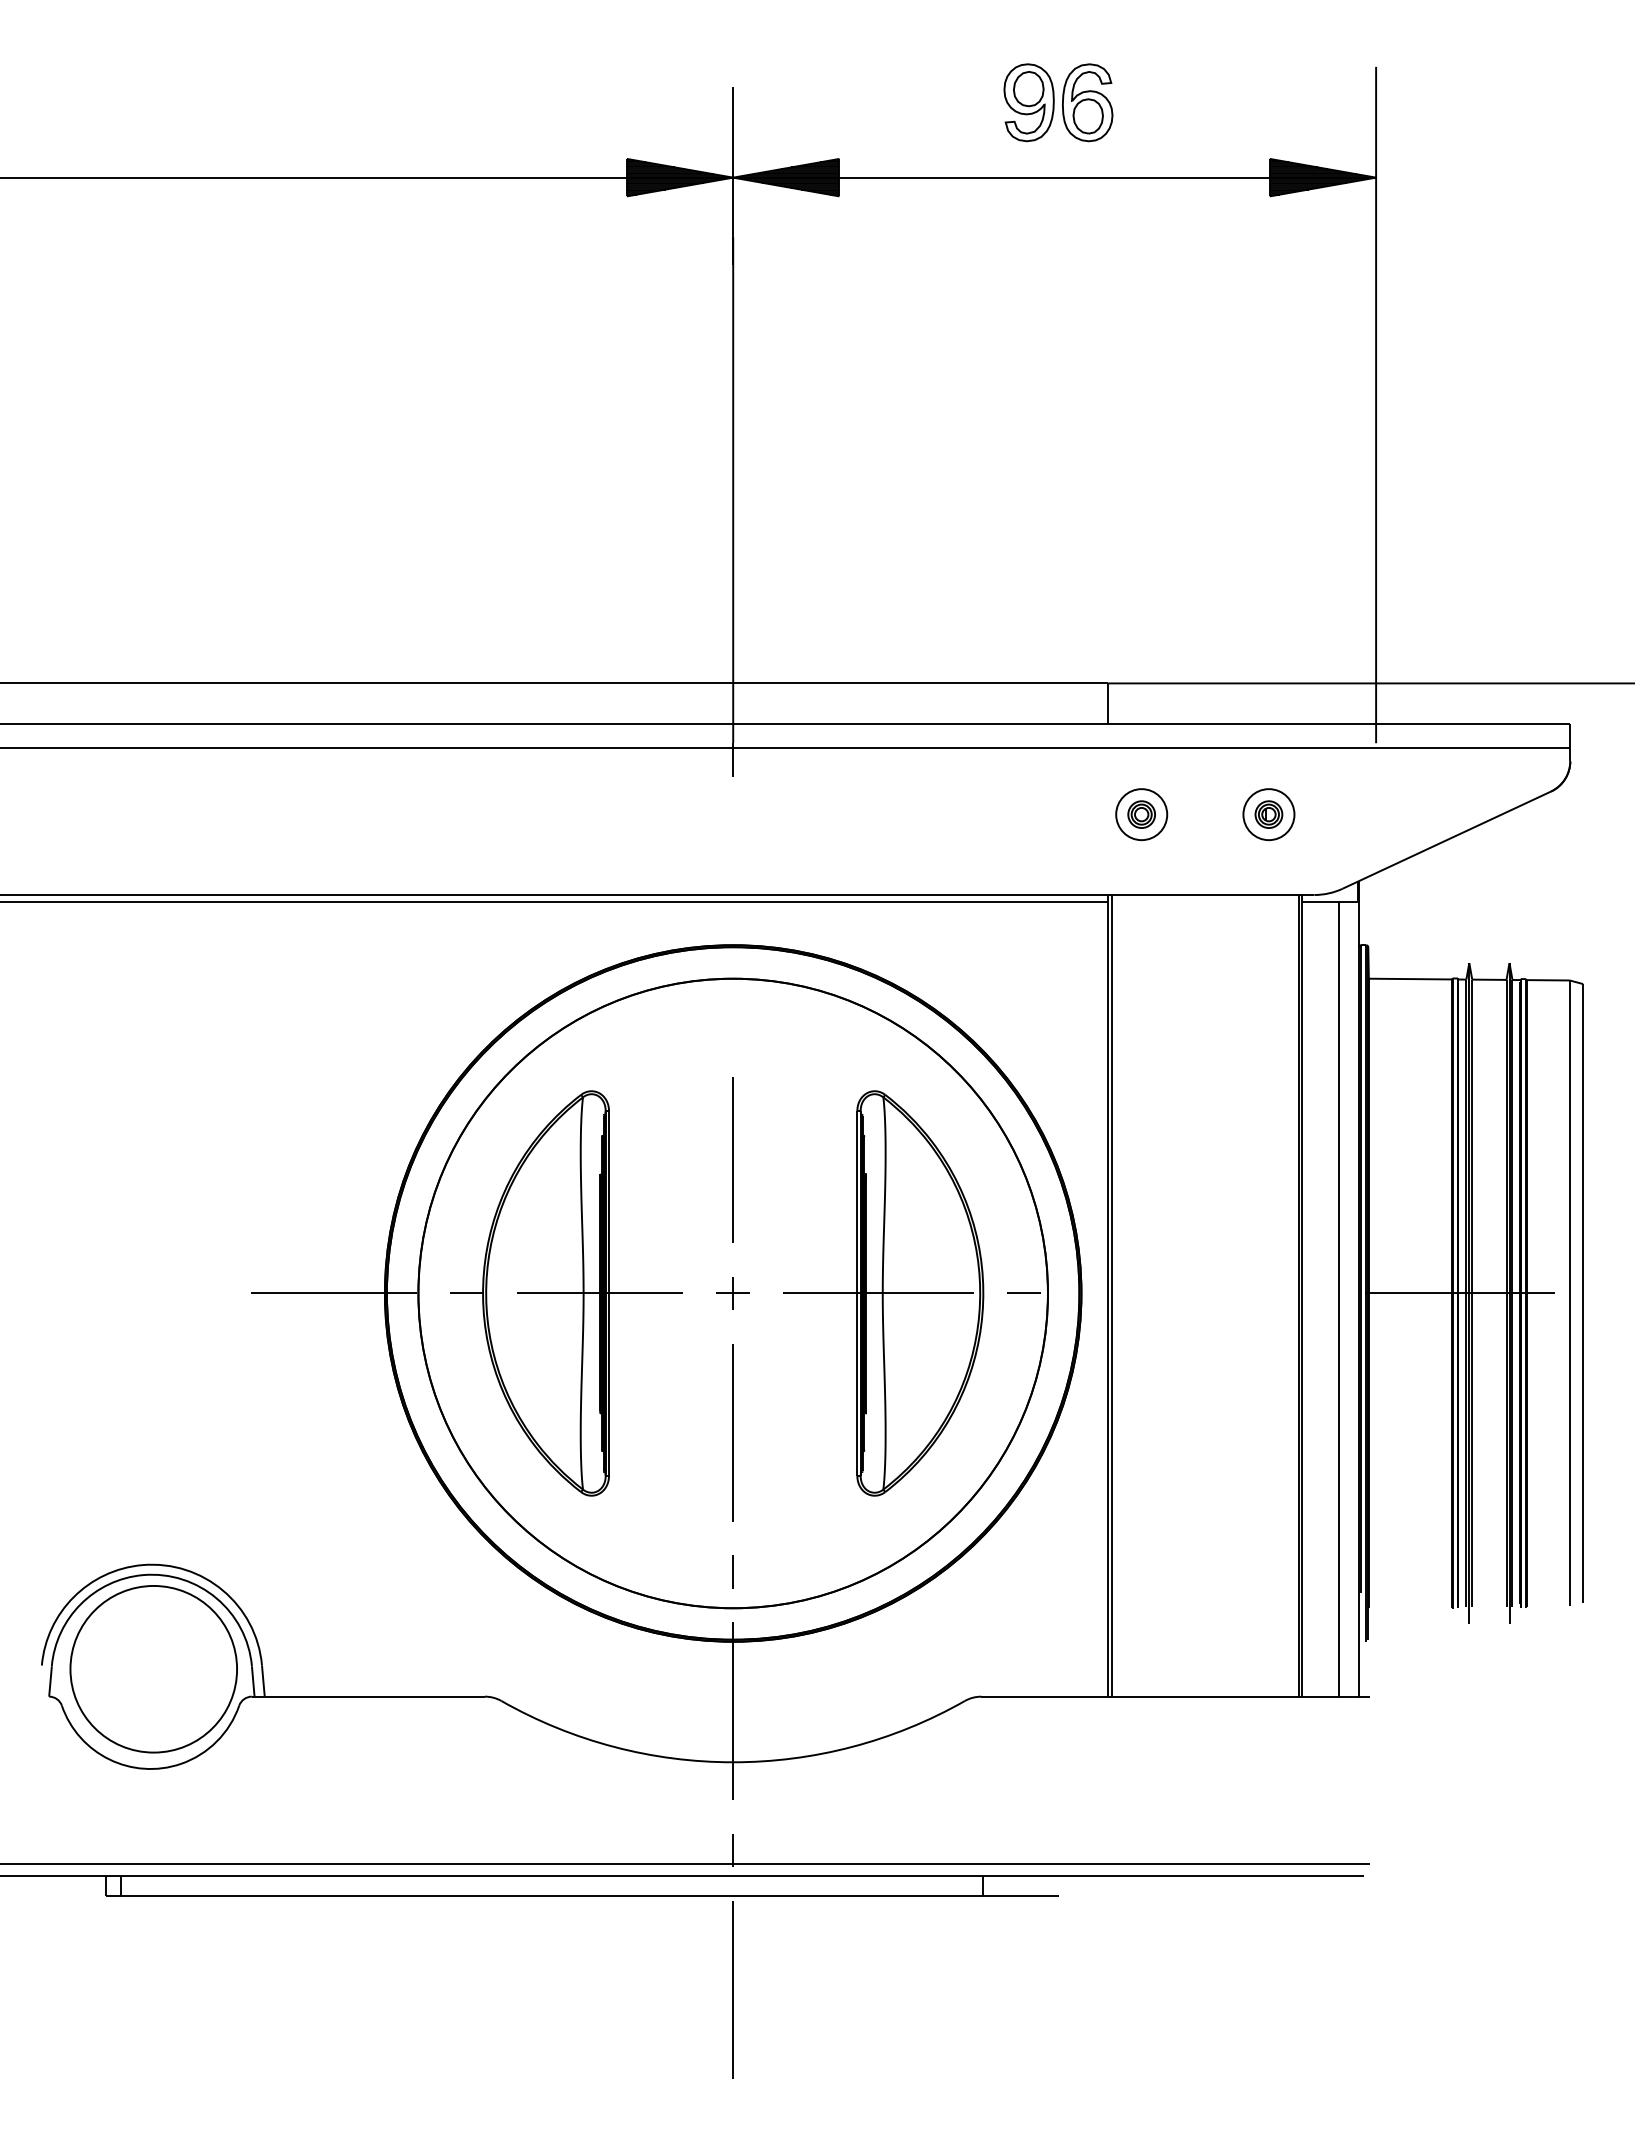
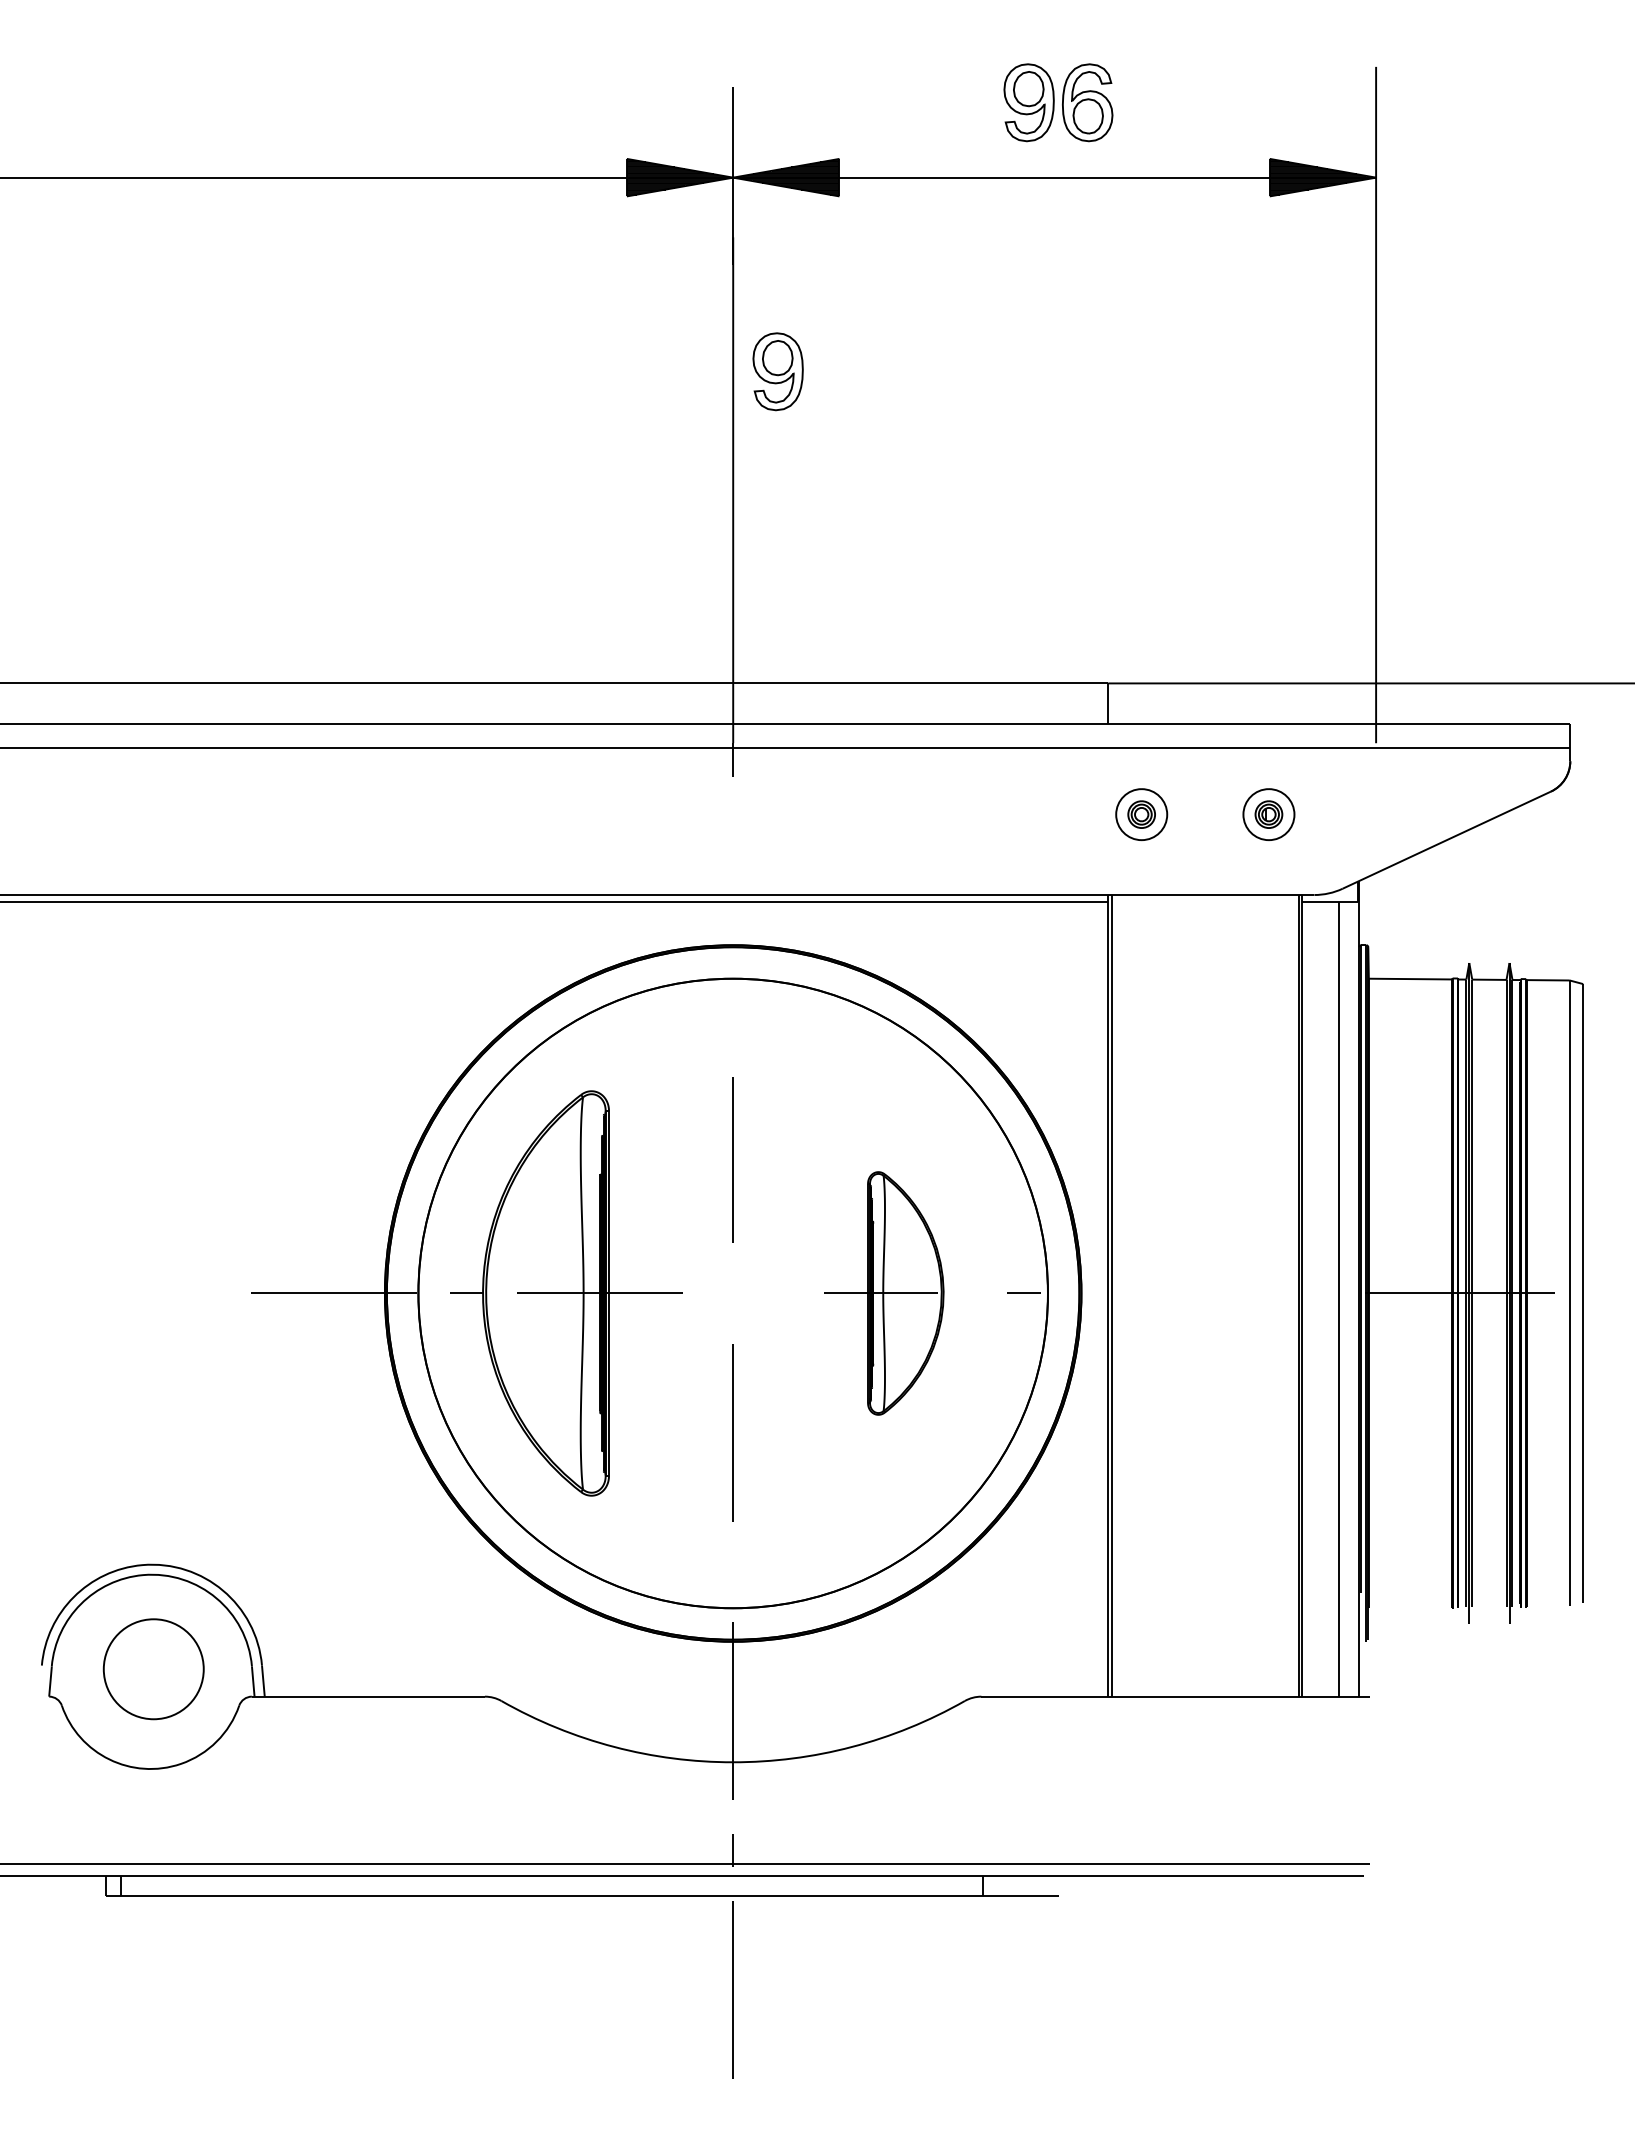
part: none -> present (777, 371)
part: present -> none (732, 1293)
part size: 202x407 px -> 121x245 px (884, 1293)
line: present -> none (732, 1571)
circle diameter: 167 px -> 100 px (153, 1669)
